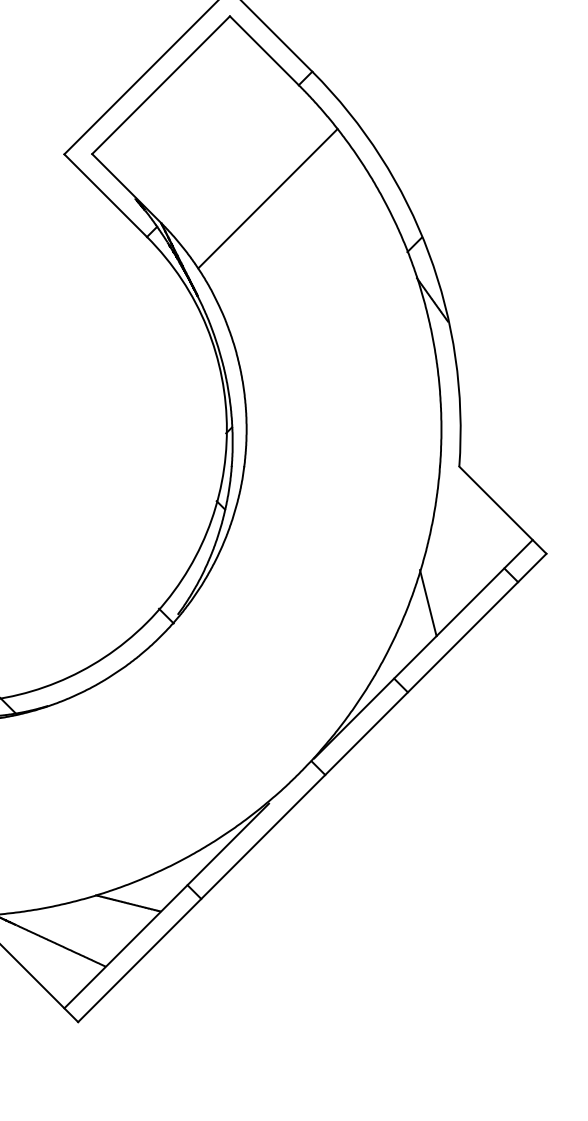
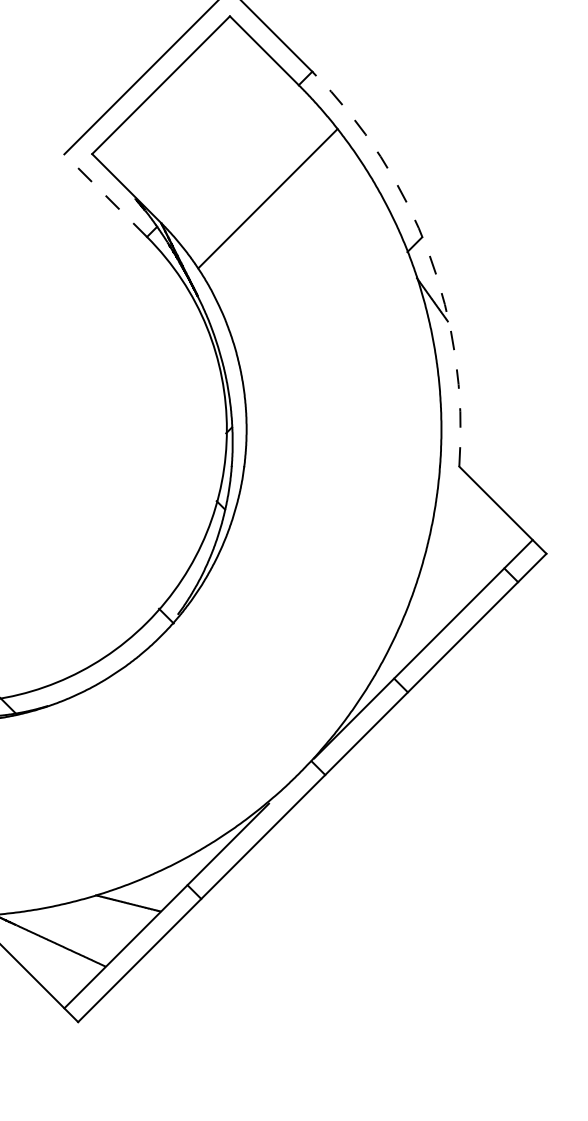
line: solid -> dashed (105, 195)
arc: solid -> dashed (428, 253)
line: present -> none (428, 603)
